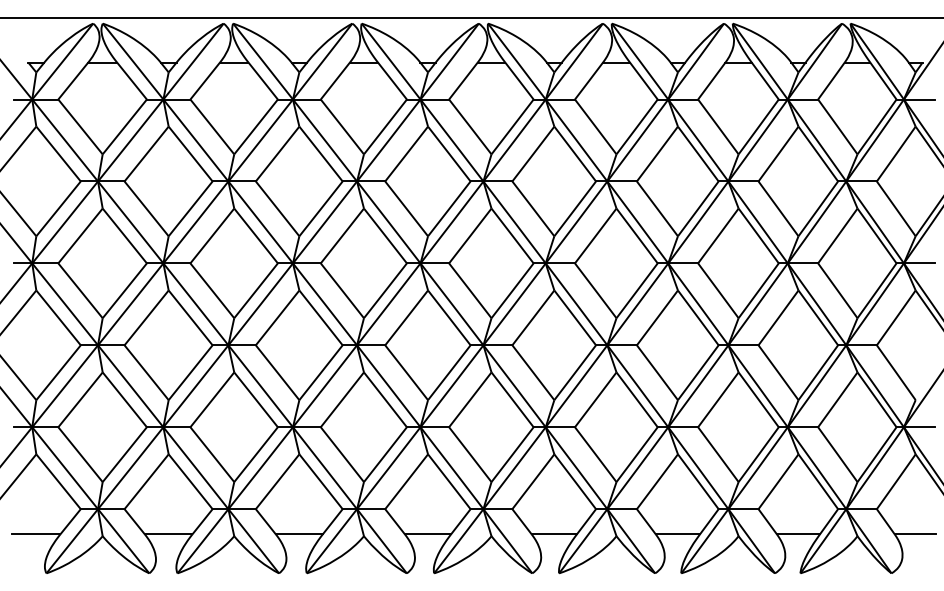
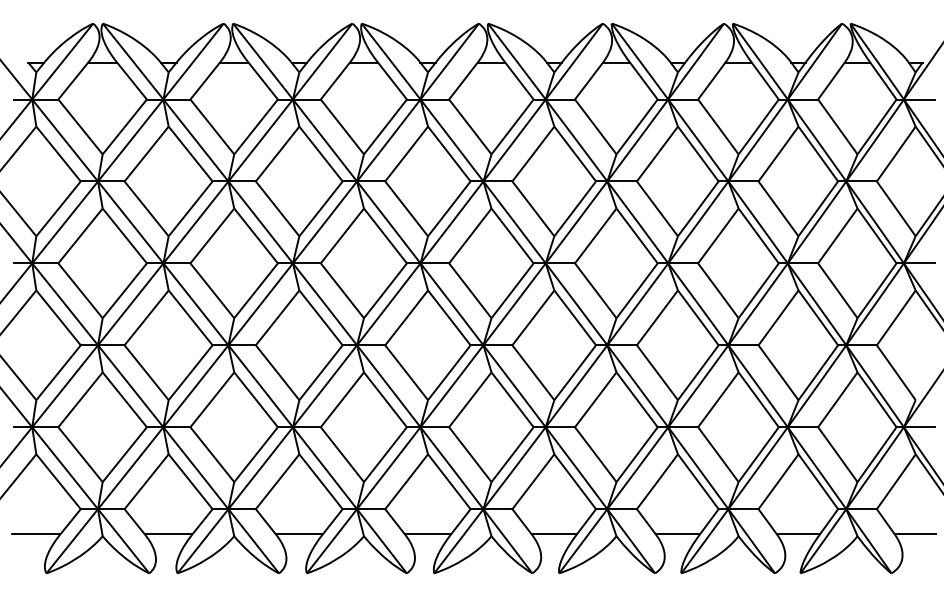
line: present -> none (471, 17)
